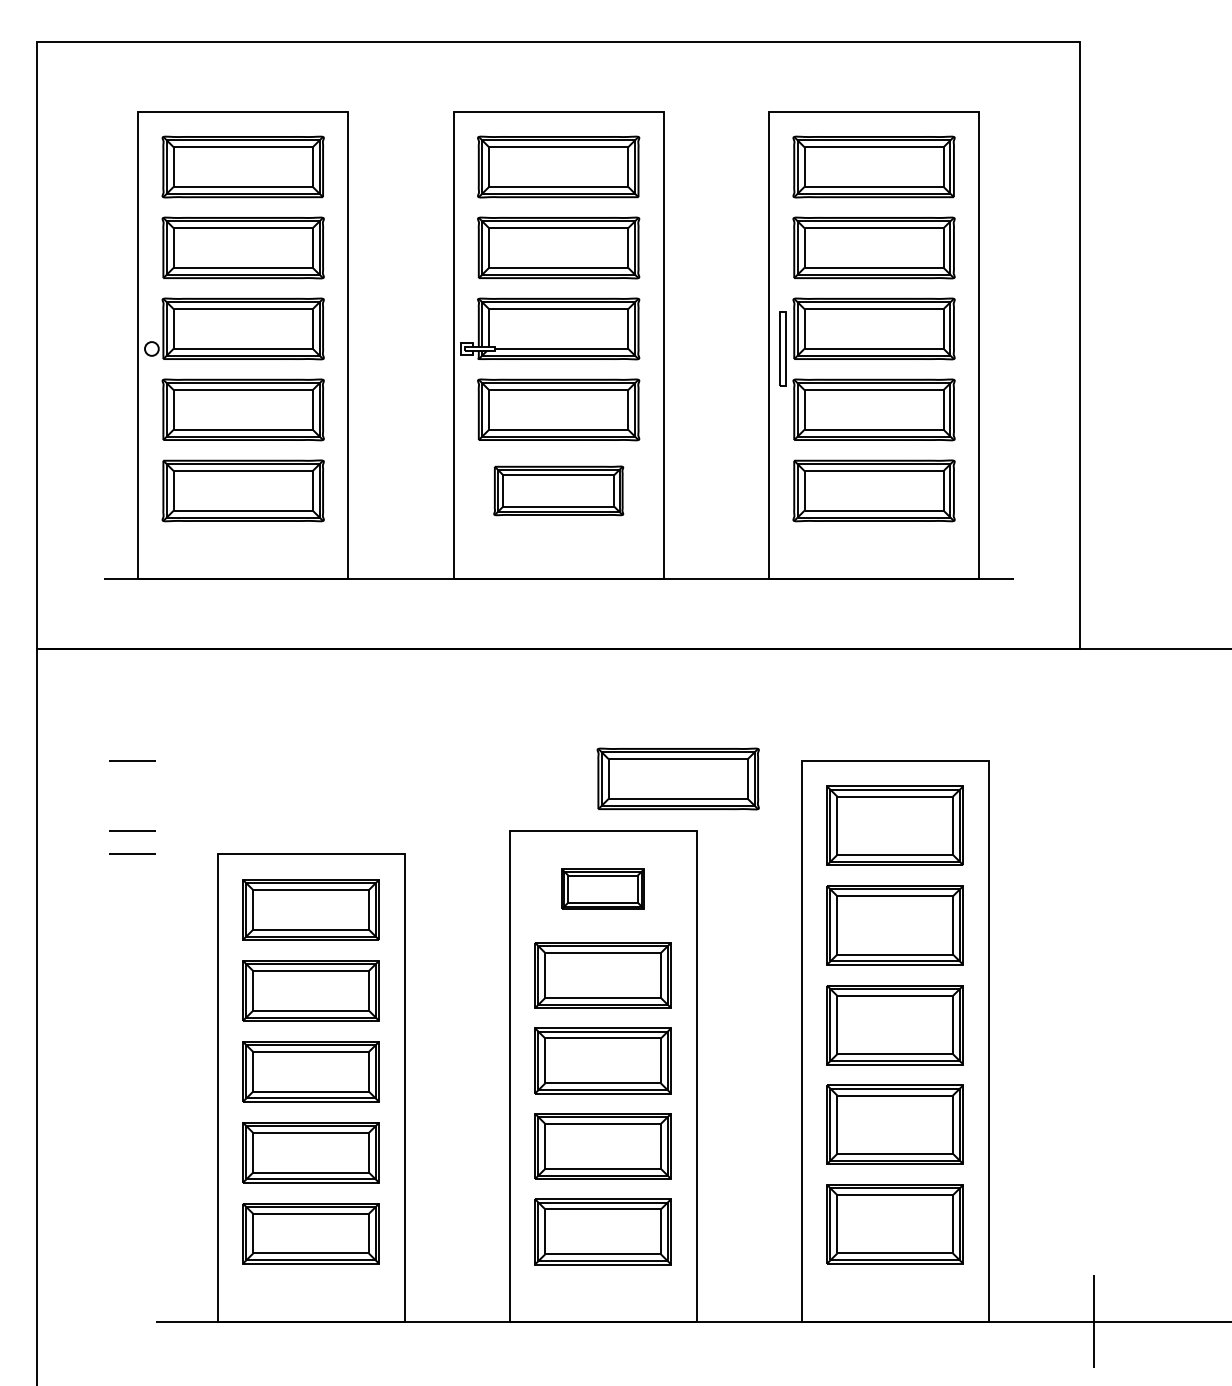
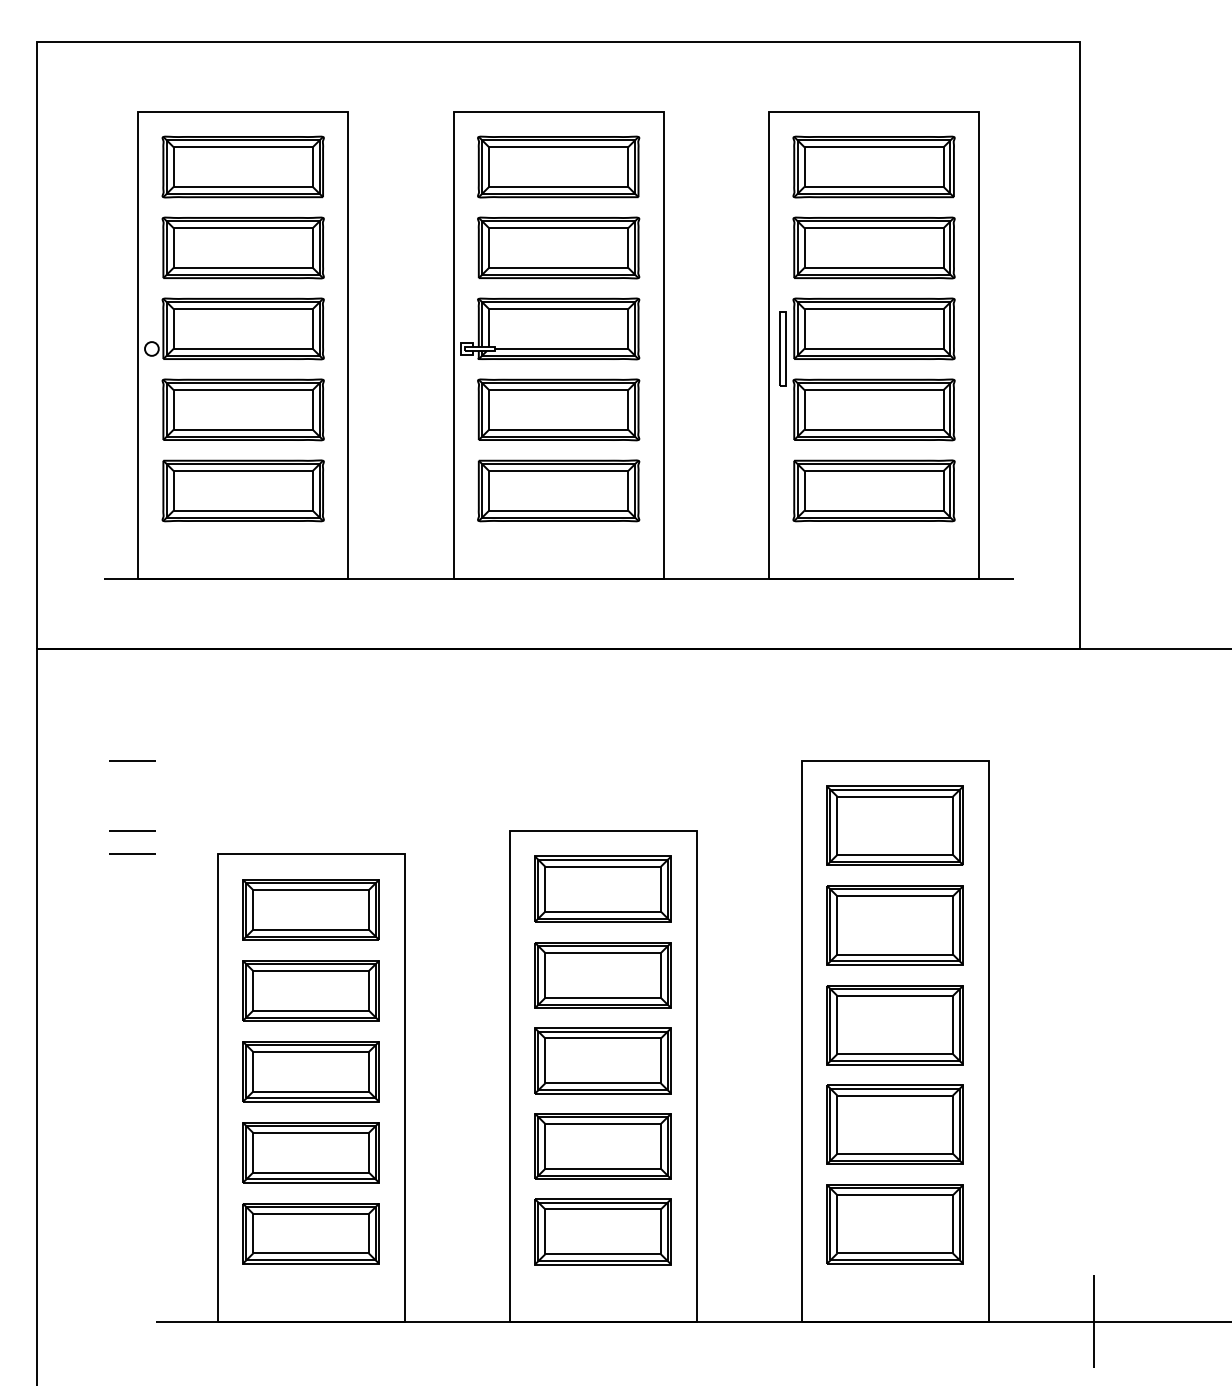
part size: 132x52 px -> 164x64 px (558, 490)
part: present -> none (677, 778)
part size: 84x42 px -> 138x68 px (602, 888)
